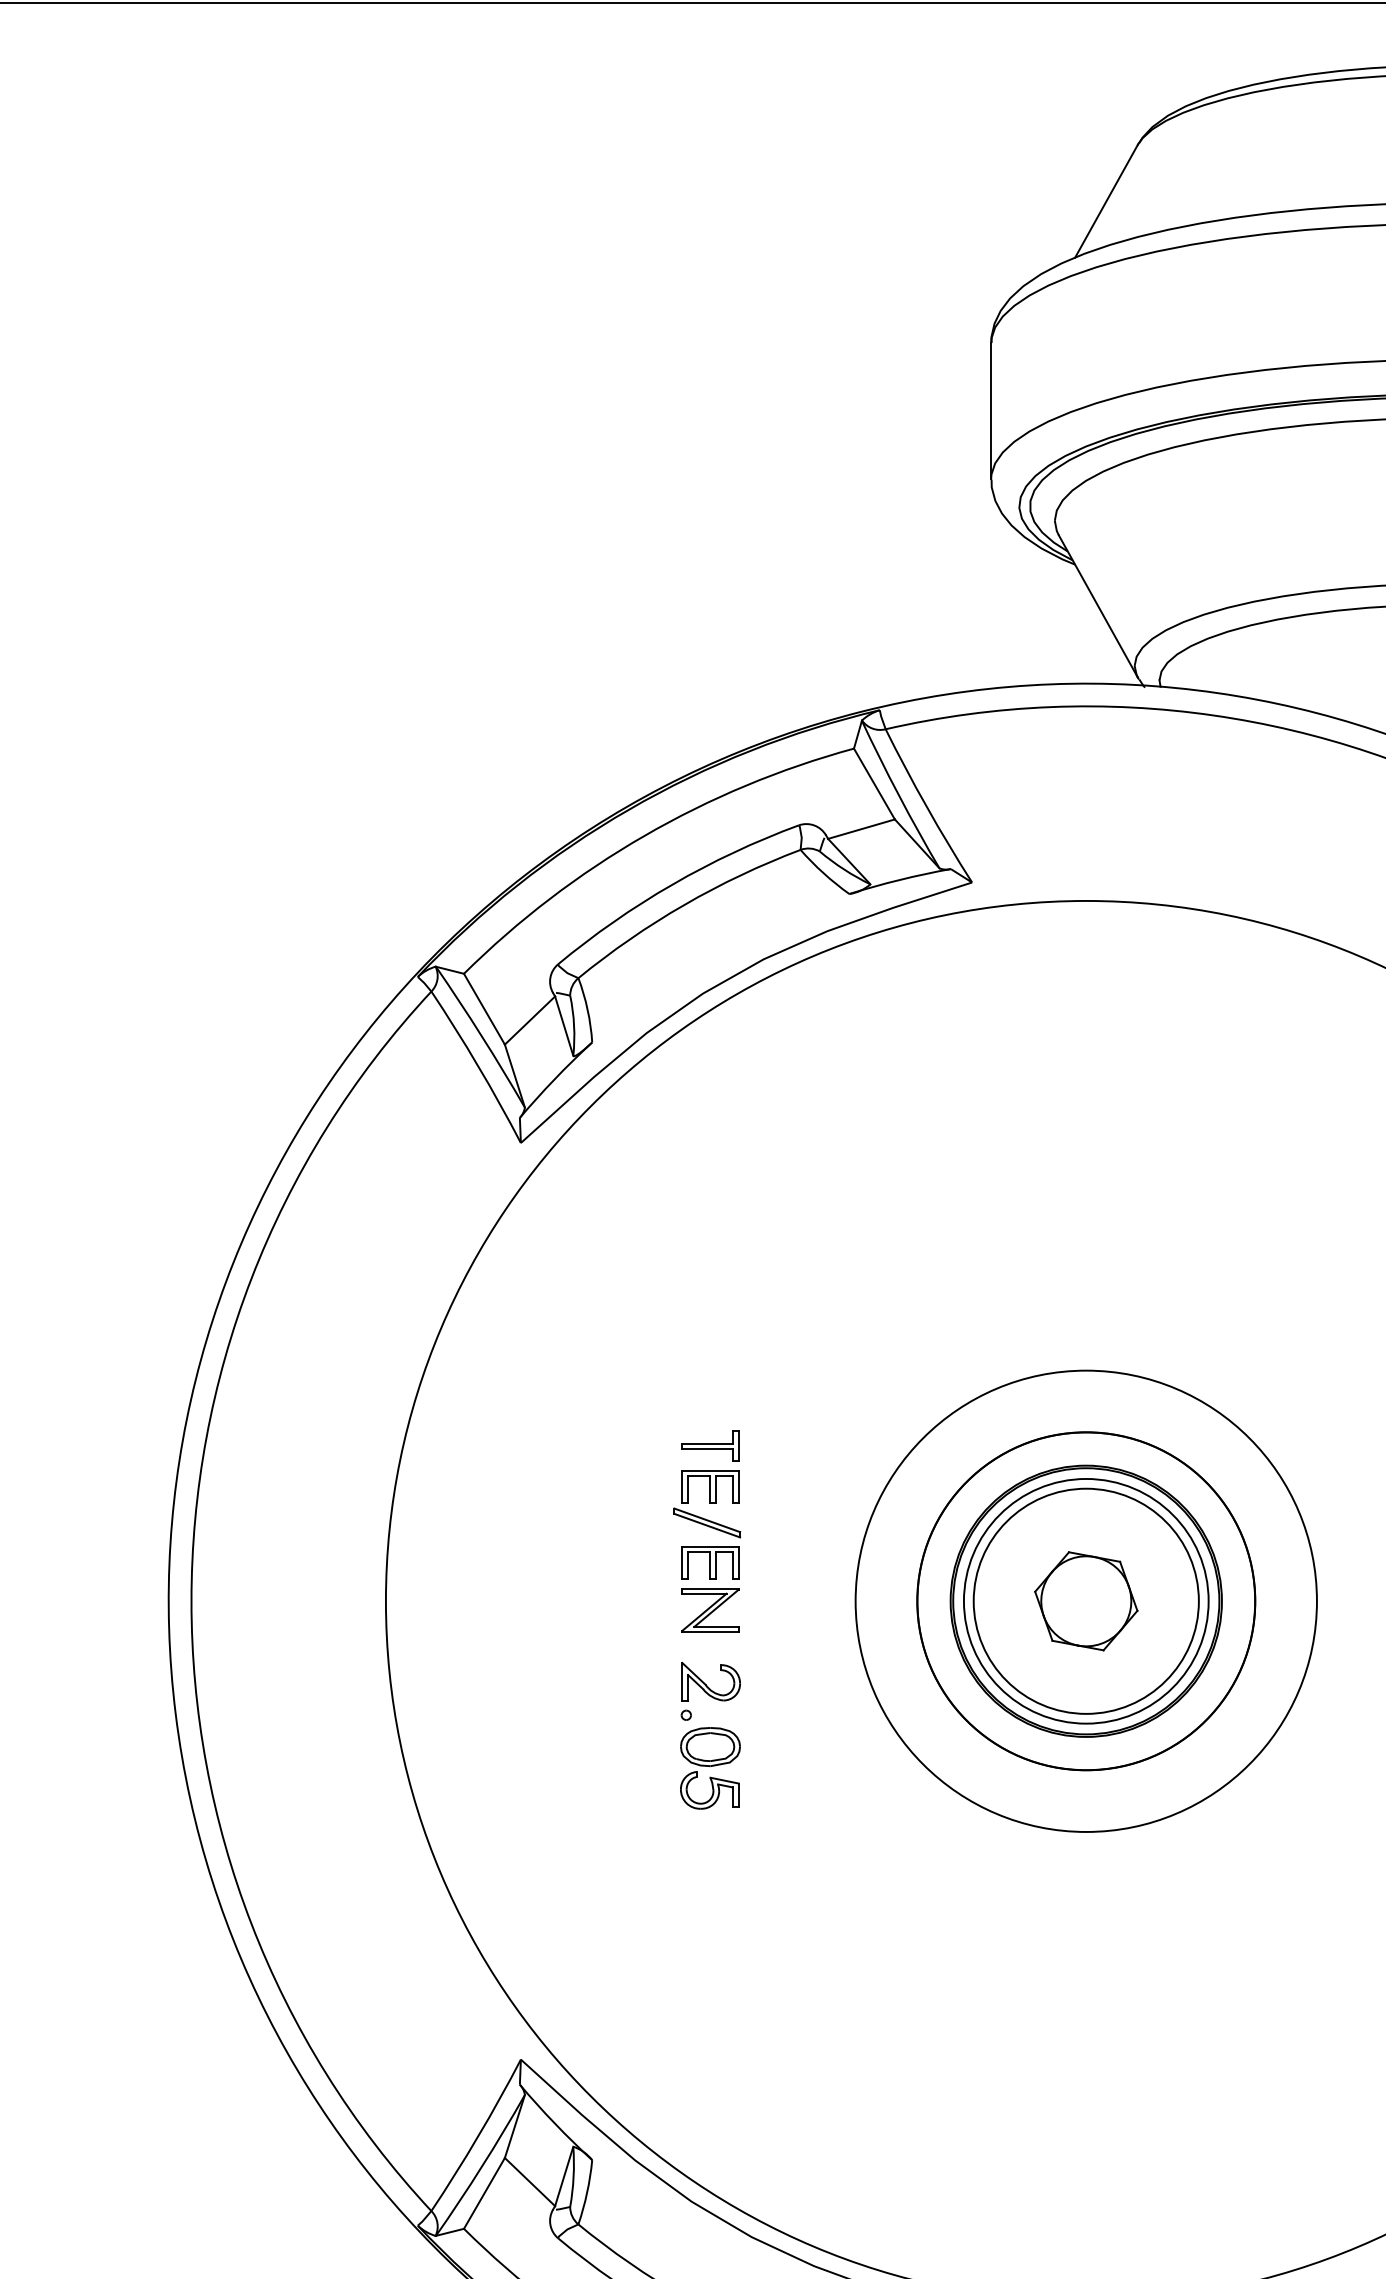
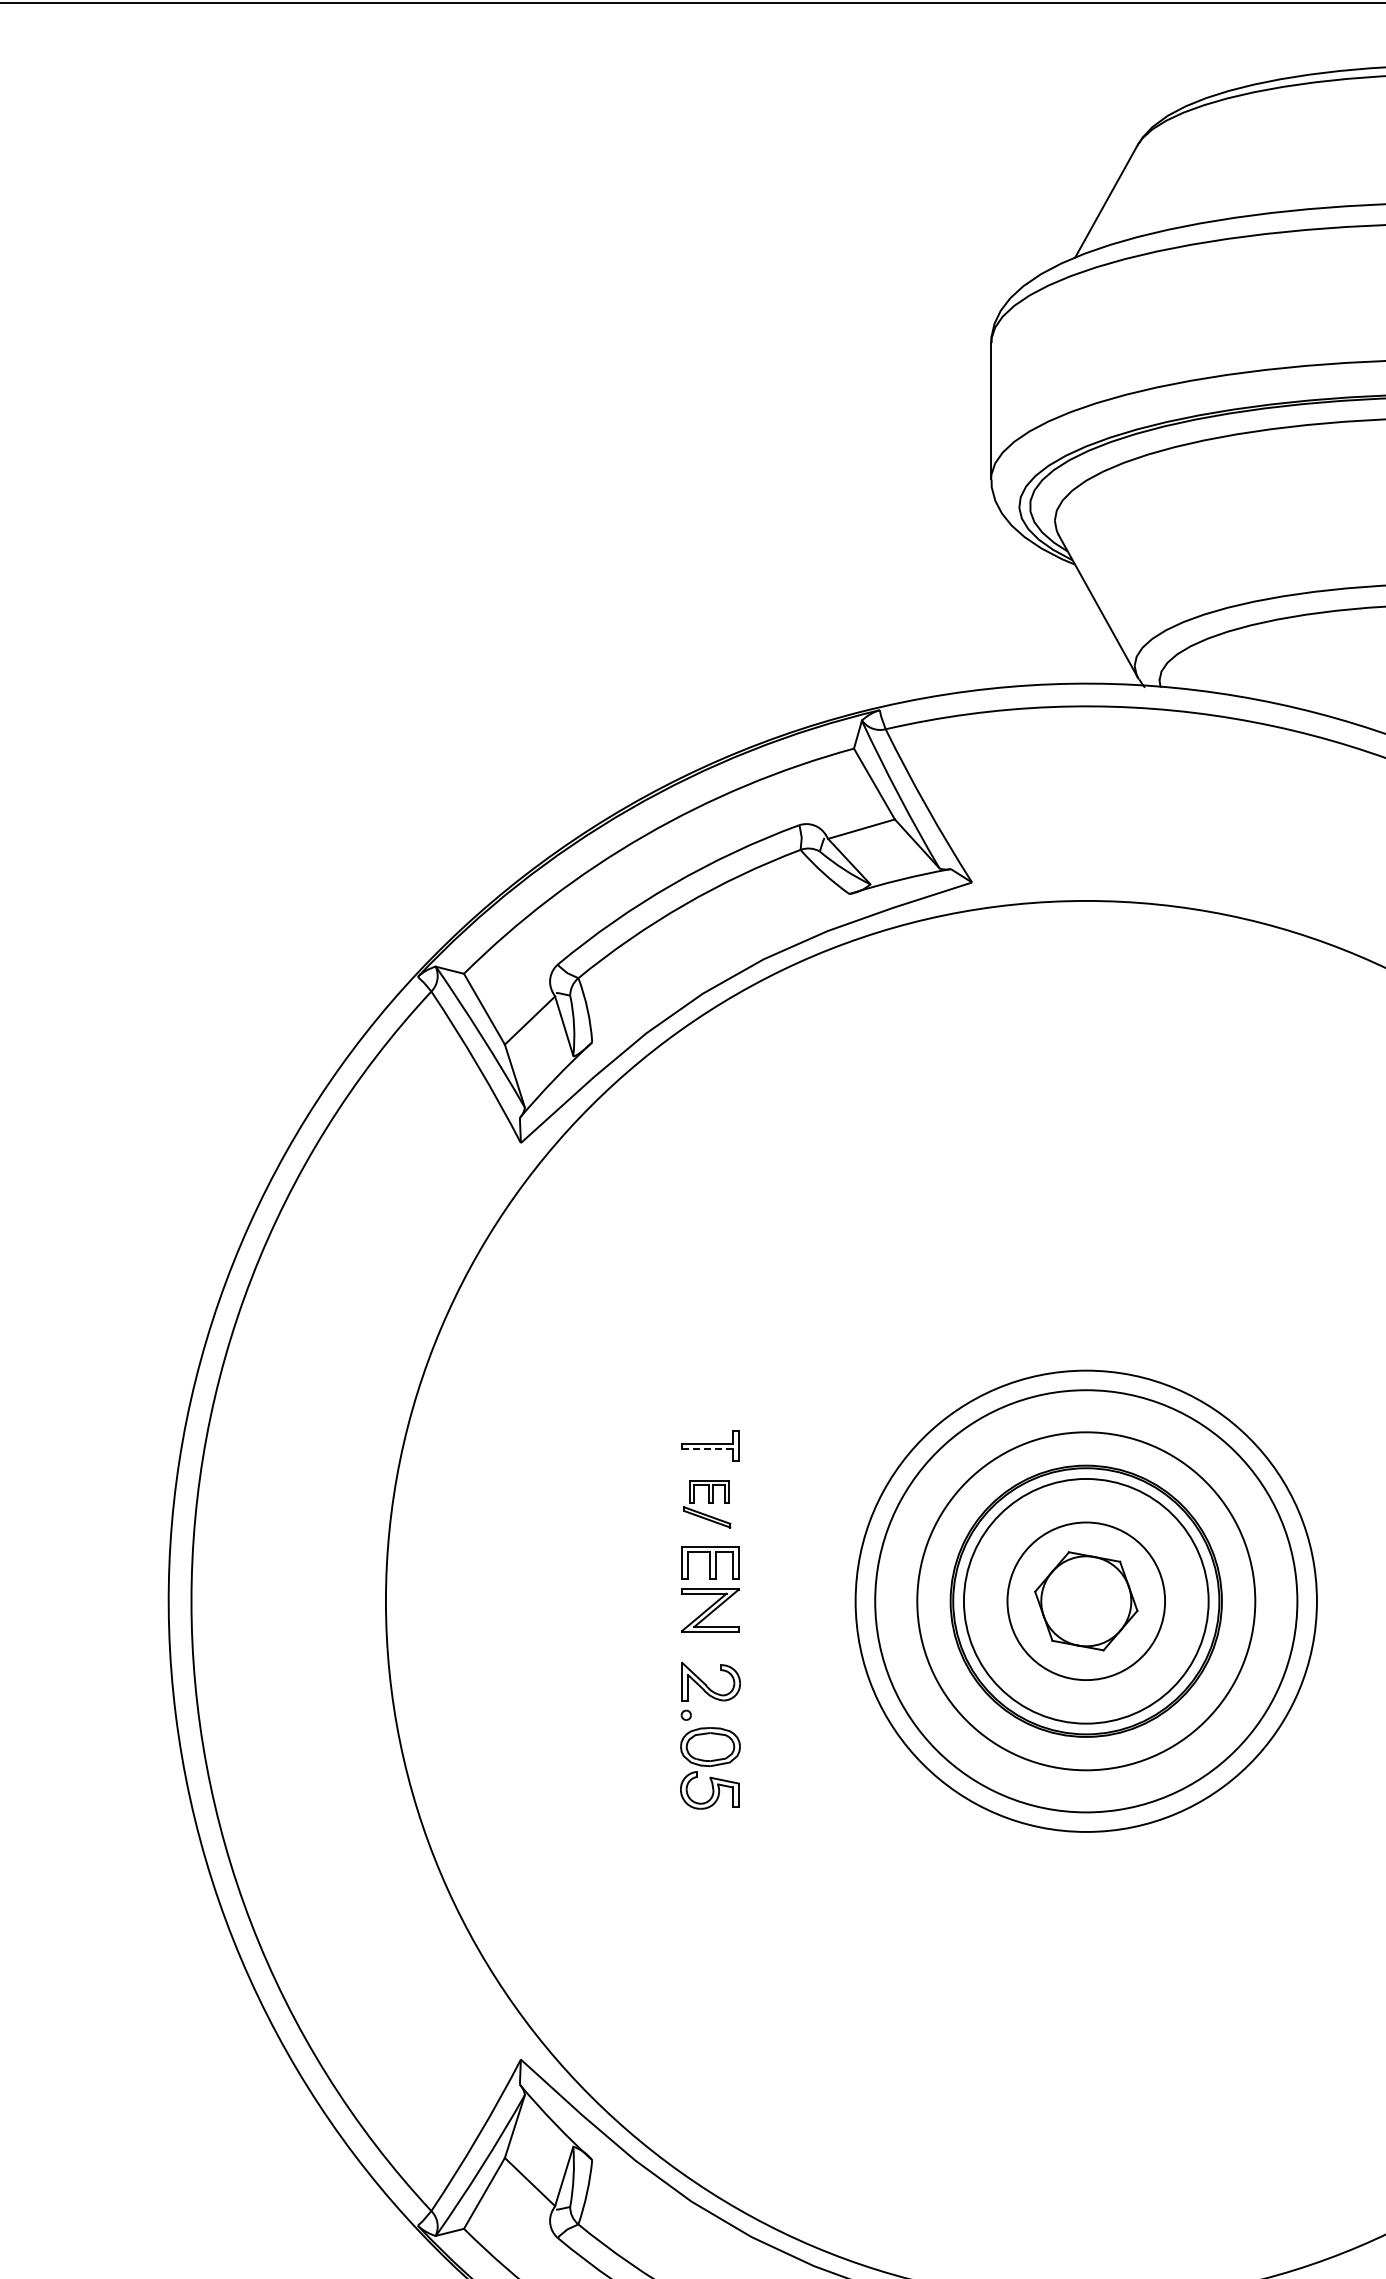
line: solid -> dashed (707, 1448)
part size: 69x69 px -> 49x49 px (707, 1504)
circle diameter: 225 px -> 158 px (1086, 1601)
circle diameter: 338 px -> 422 px (1086, 1601)
